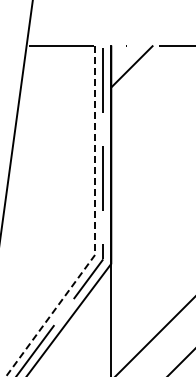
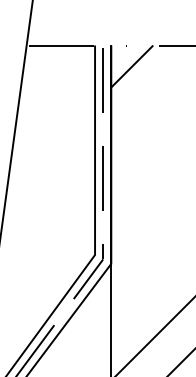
line: dashed -> solid (95, 226)
